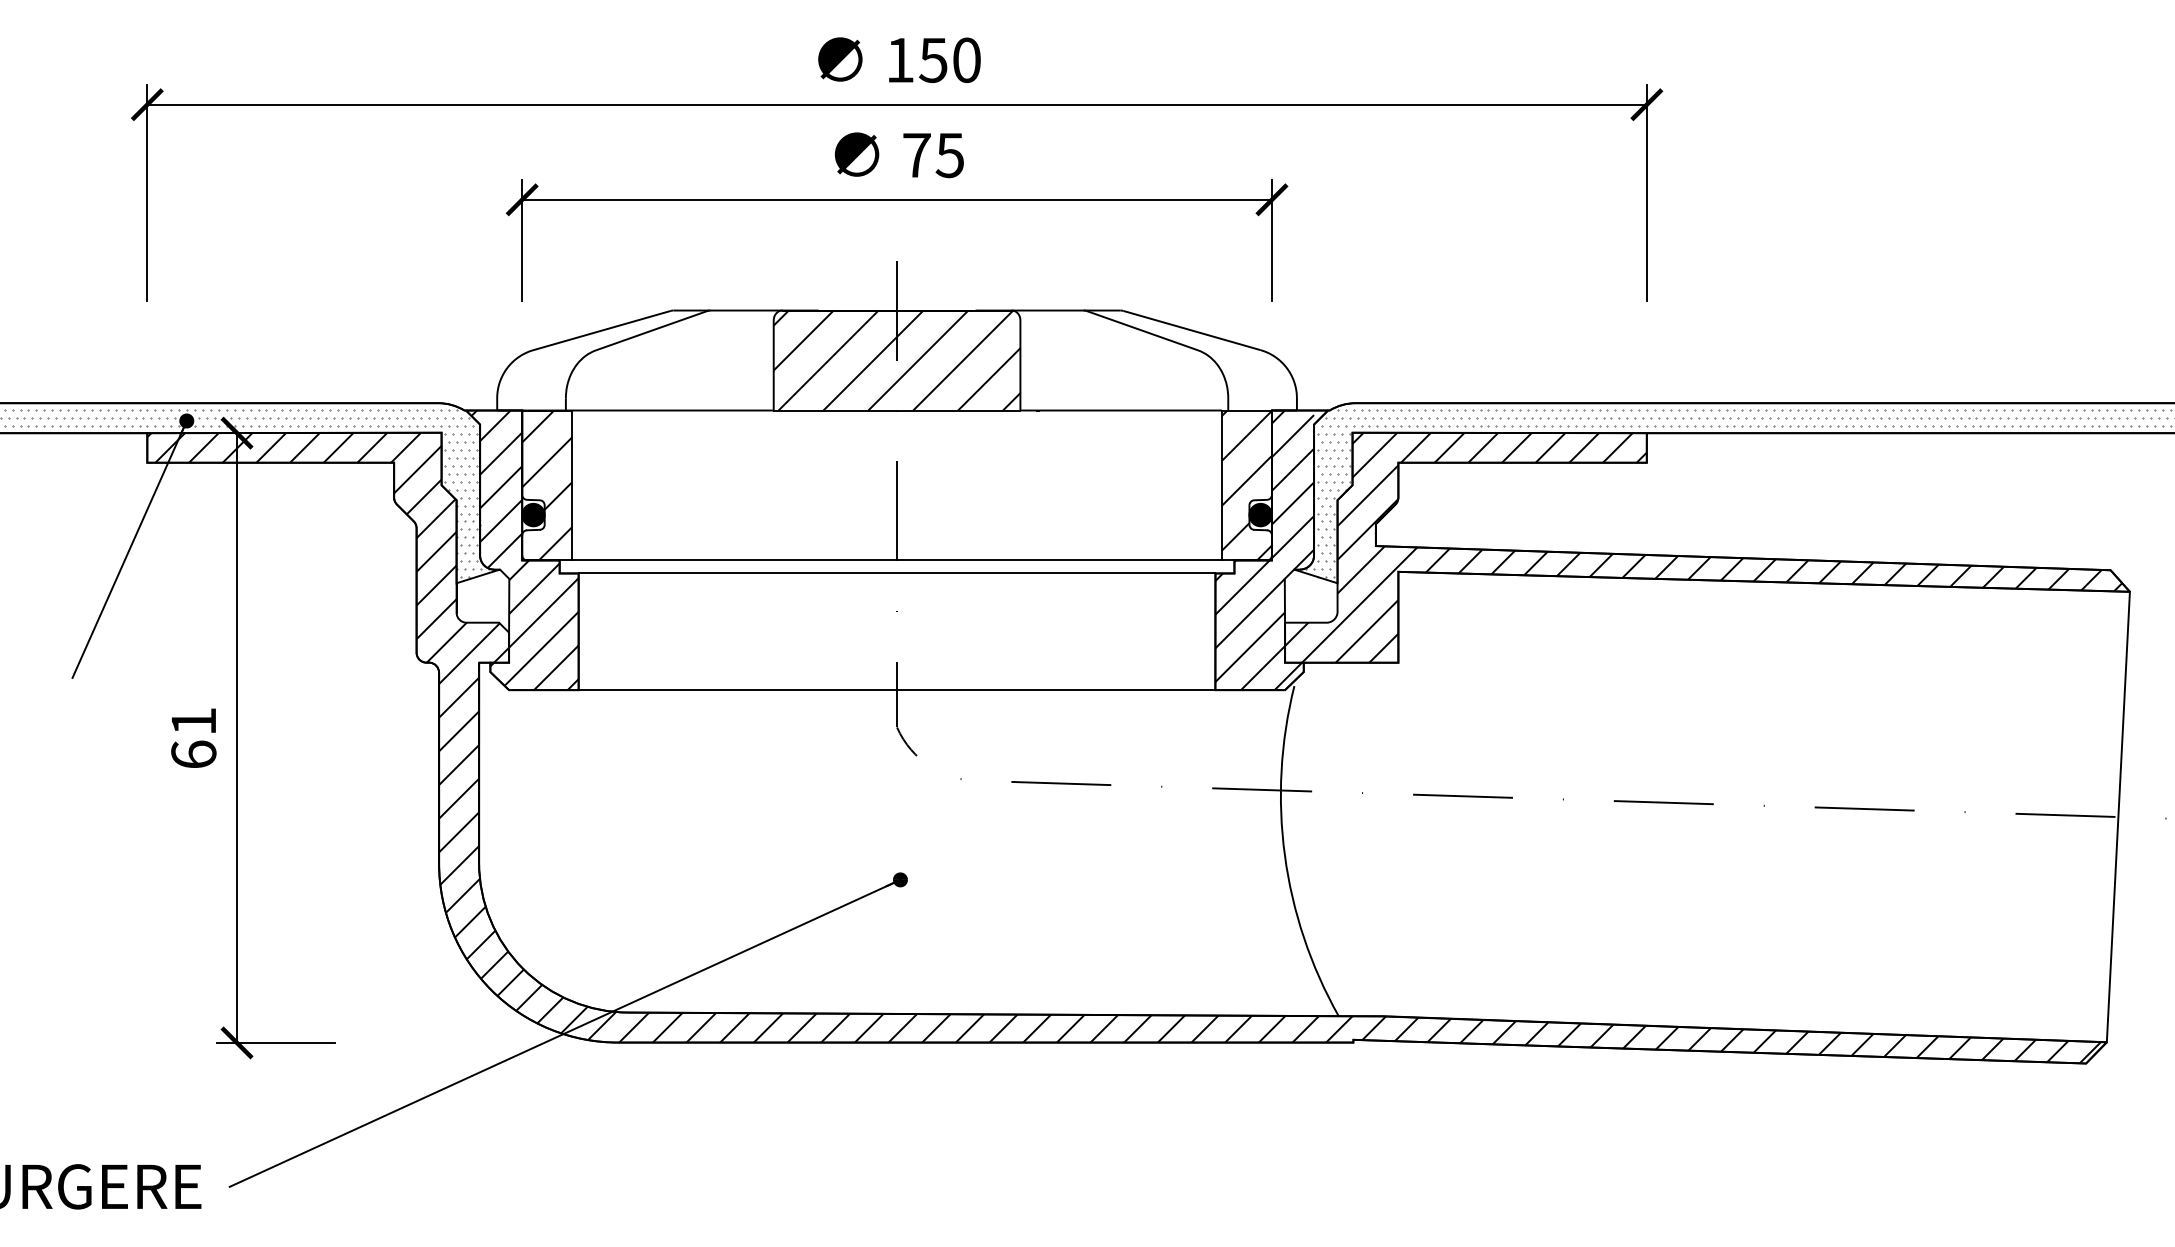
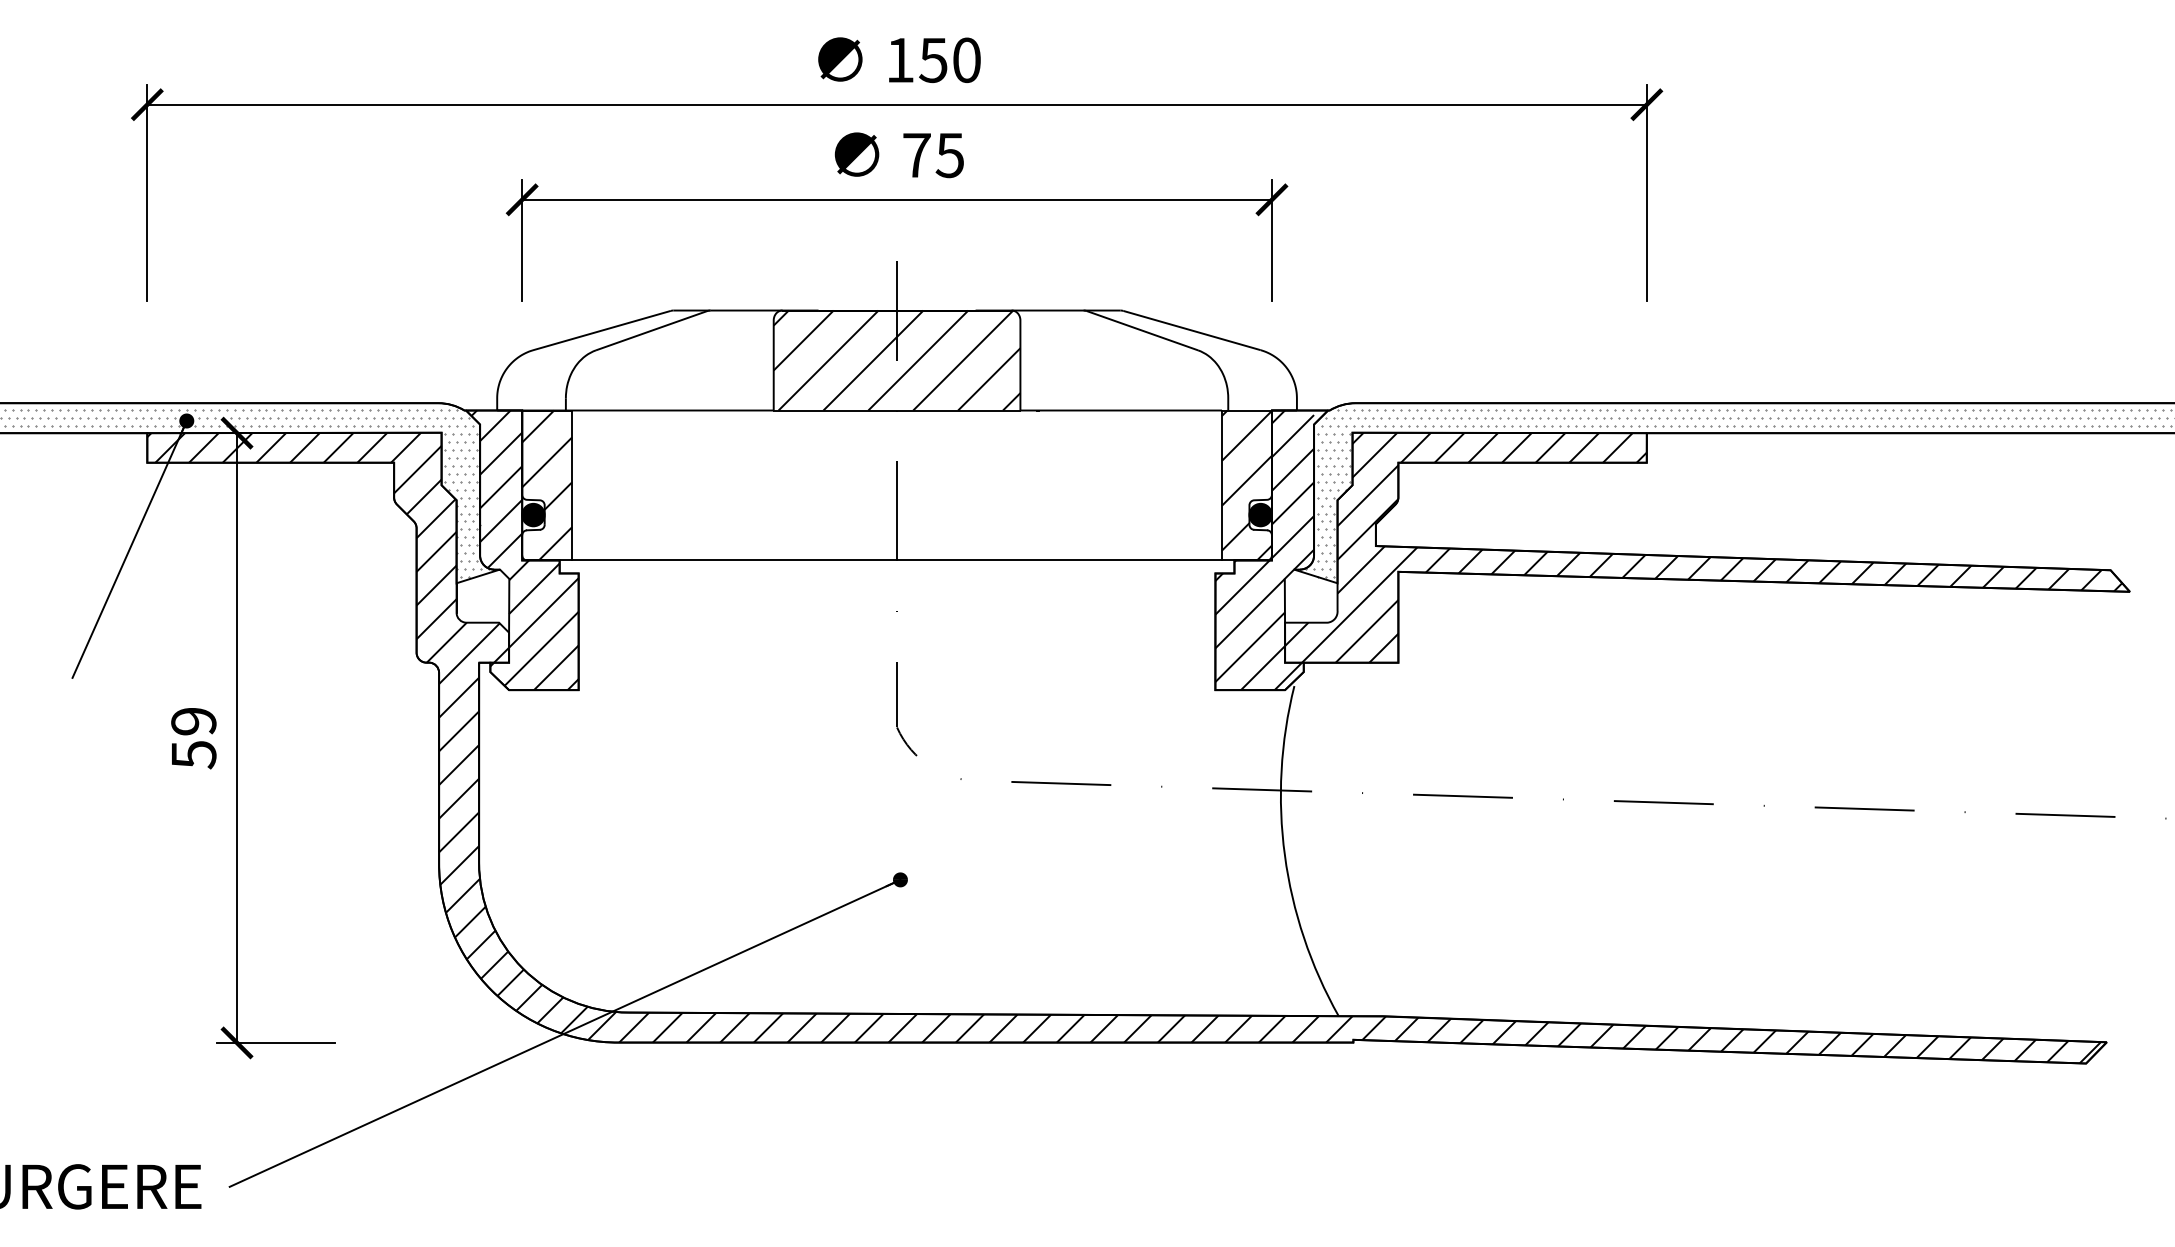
line: present -> none (896, 573)
line: present -> none (896, 690)
text: 61 -> 59 (193, 738)
line: present -> none (2117, 816)
